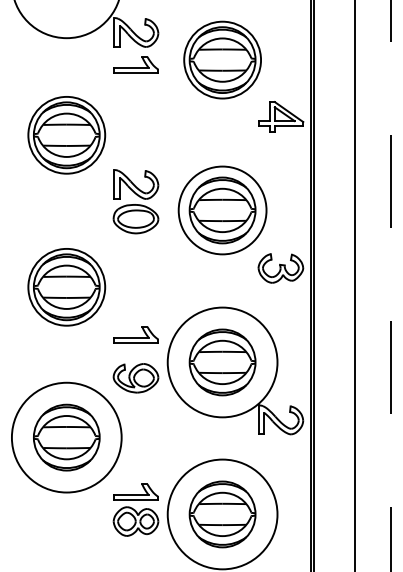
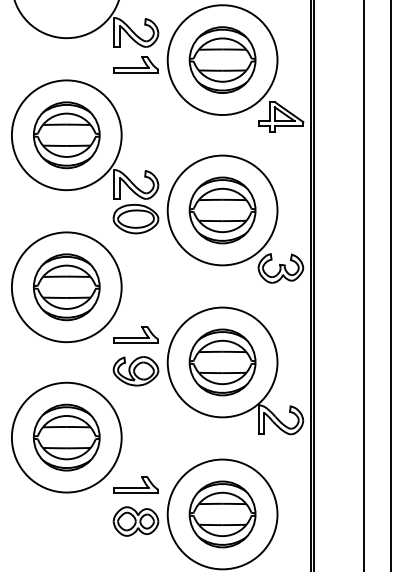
circle diameter: 77 px -> 110 px (222, 60)
circle diameter: 77 px -> 110 px (66, 135)
circle diameter: 88 px -> 110 px (222, 210)
line position: (354, 285) -> (363, 285) (363, 285)
line: dashed -> solid (391, 285)
circle diameter: 77 px -> 110 px (66, 287)
part position: (135, 378) -> (135, 371) (135, 371)
part position: (135, 491) -> (135, 484) (135, 484)
